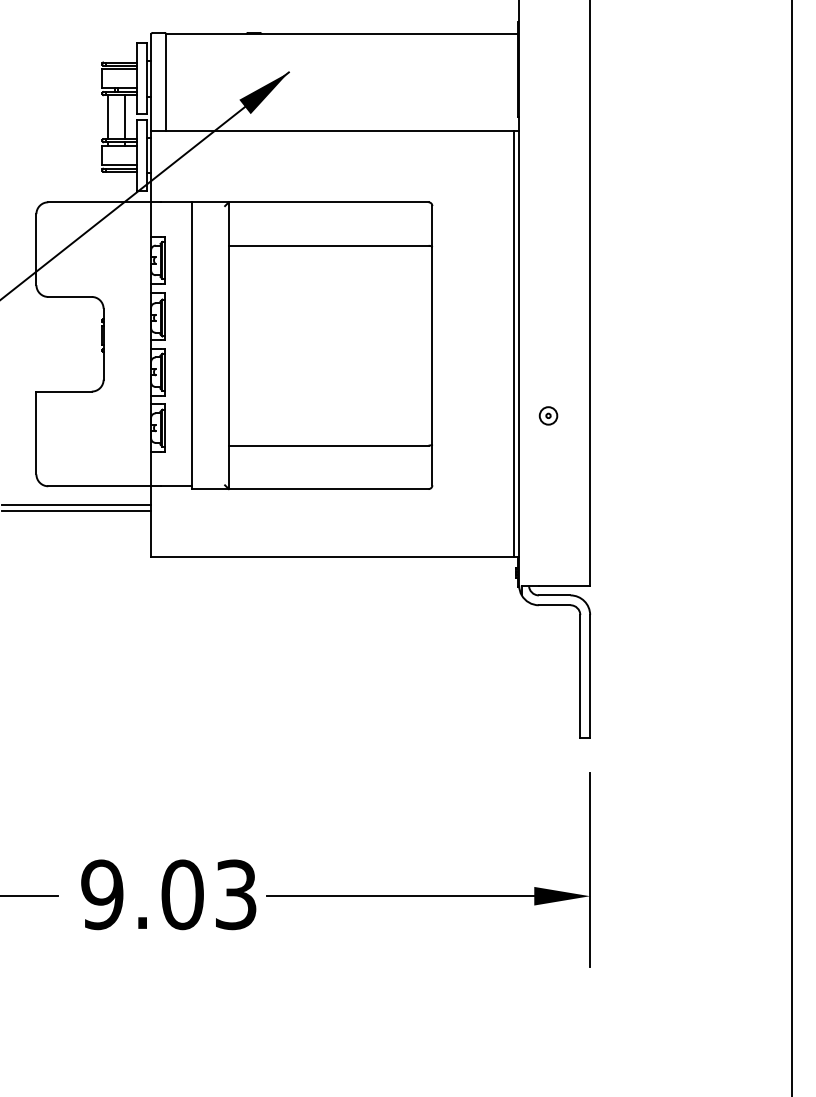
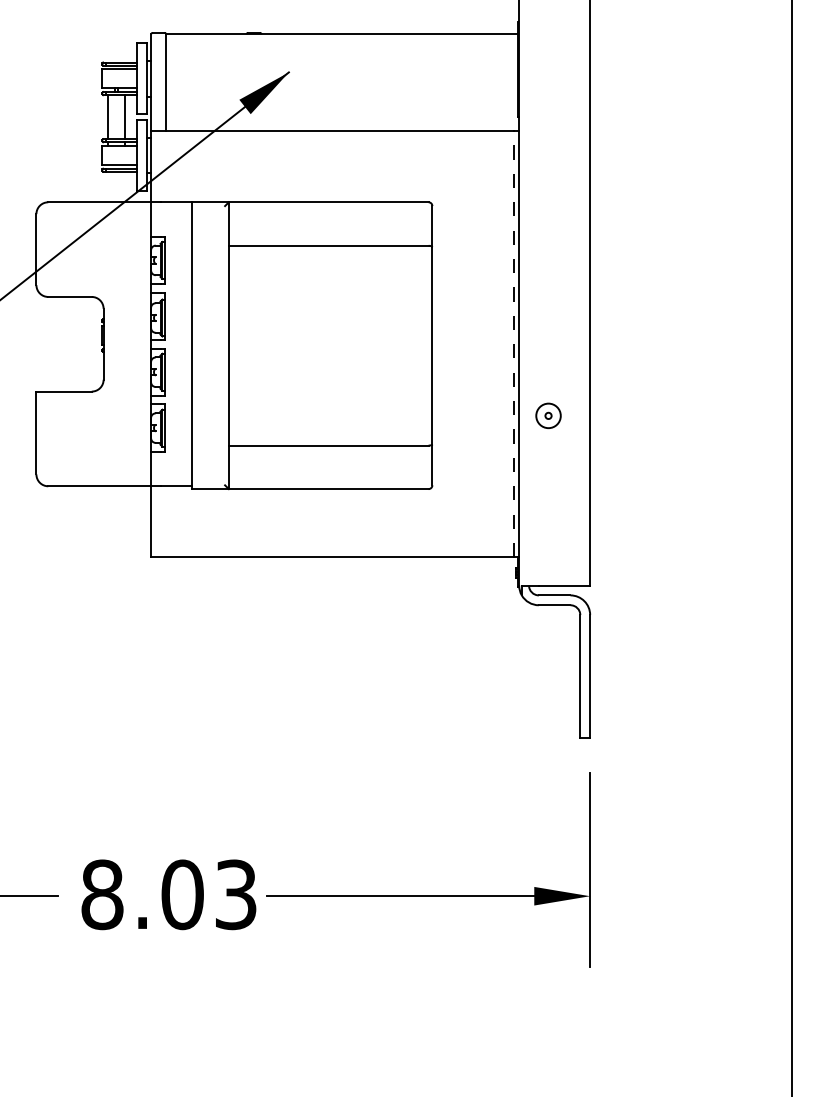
line: solid -> dashed (513, 344)
part size: 21x20 px -> 27x27 px (548, 415)
line: present -> none (76, 504)
line: present -> none (76, 510)
text: 9.03 -> 8.03 (102, 894)
